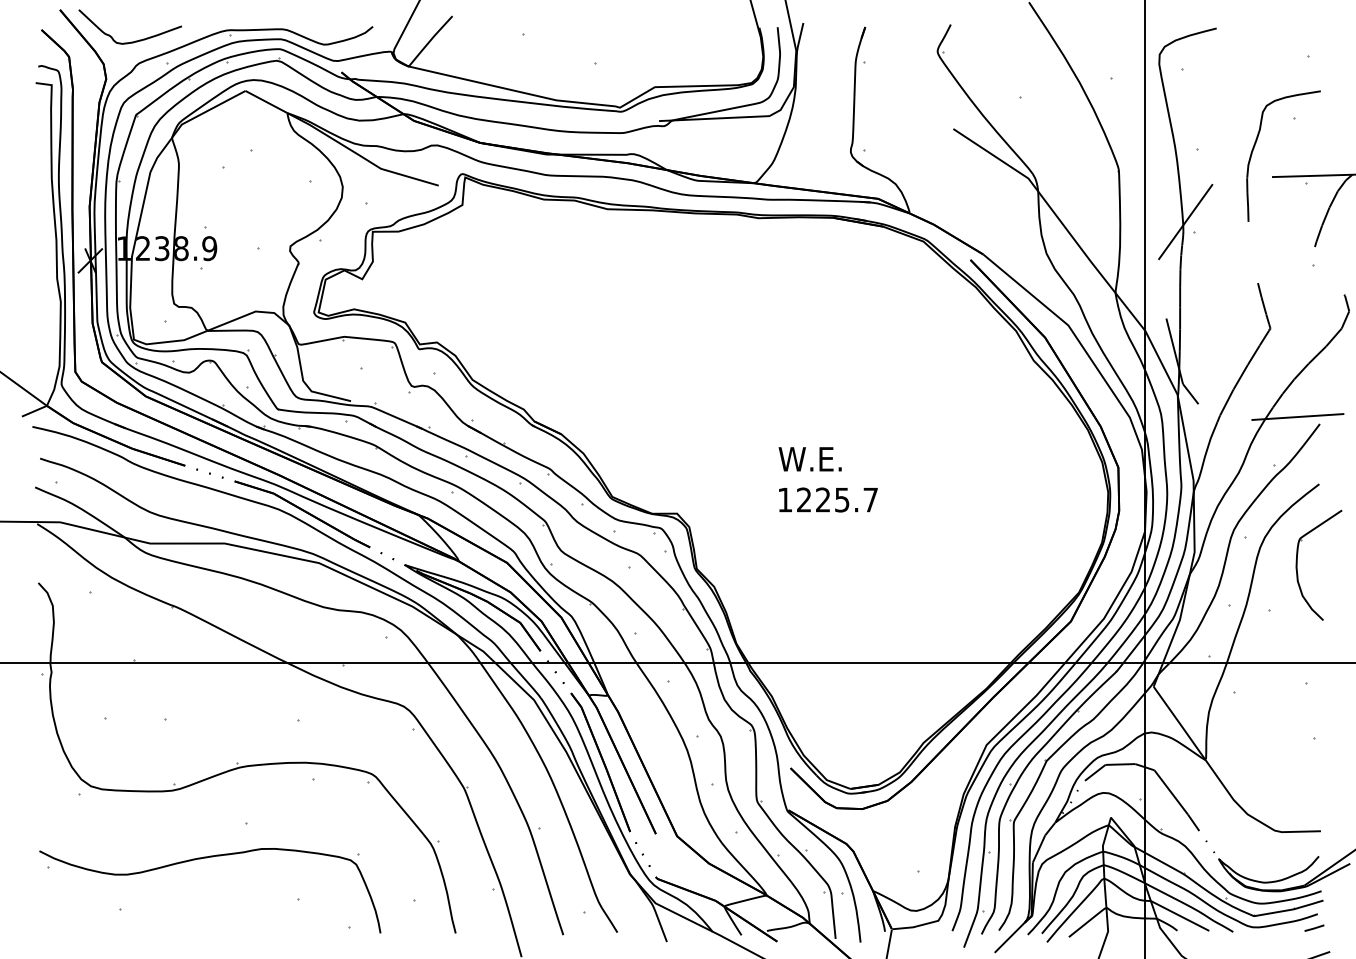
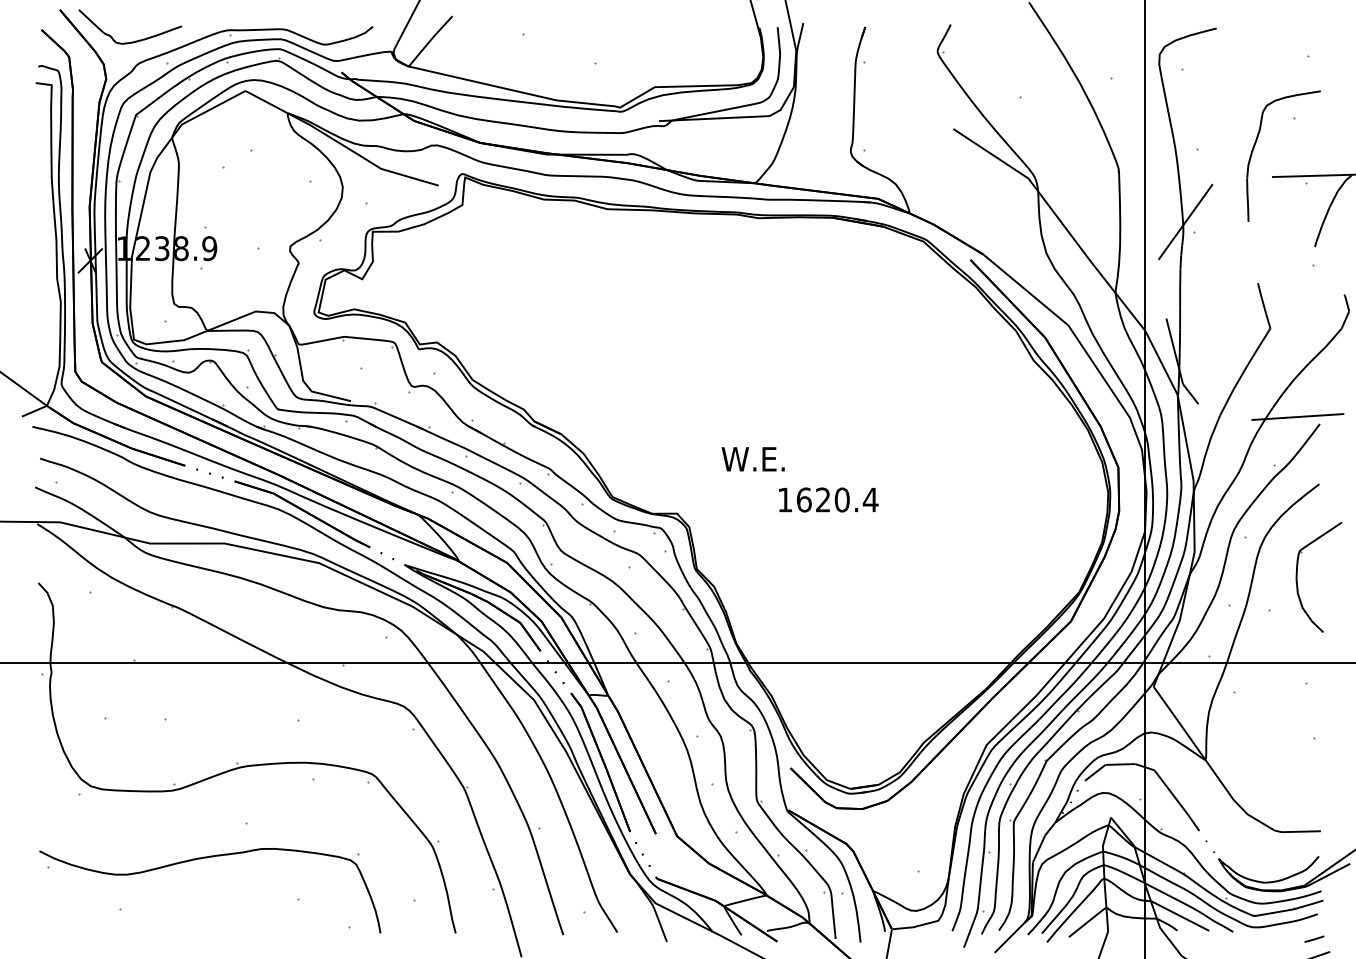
text position: (809, 459) -> (752, 459) (752, 459)
text: 1225.7 -> 1620.4 (837, 499)
part position: (1297, 564) -> (1297, 576) (1297, 576)
line position: (1314, 927) -> (1314, 938) (1314, 938)
